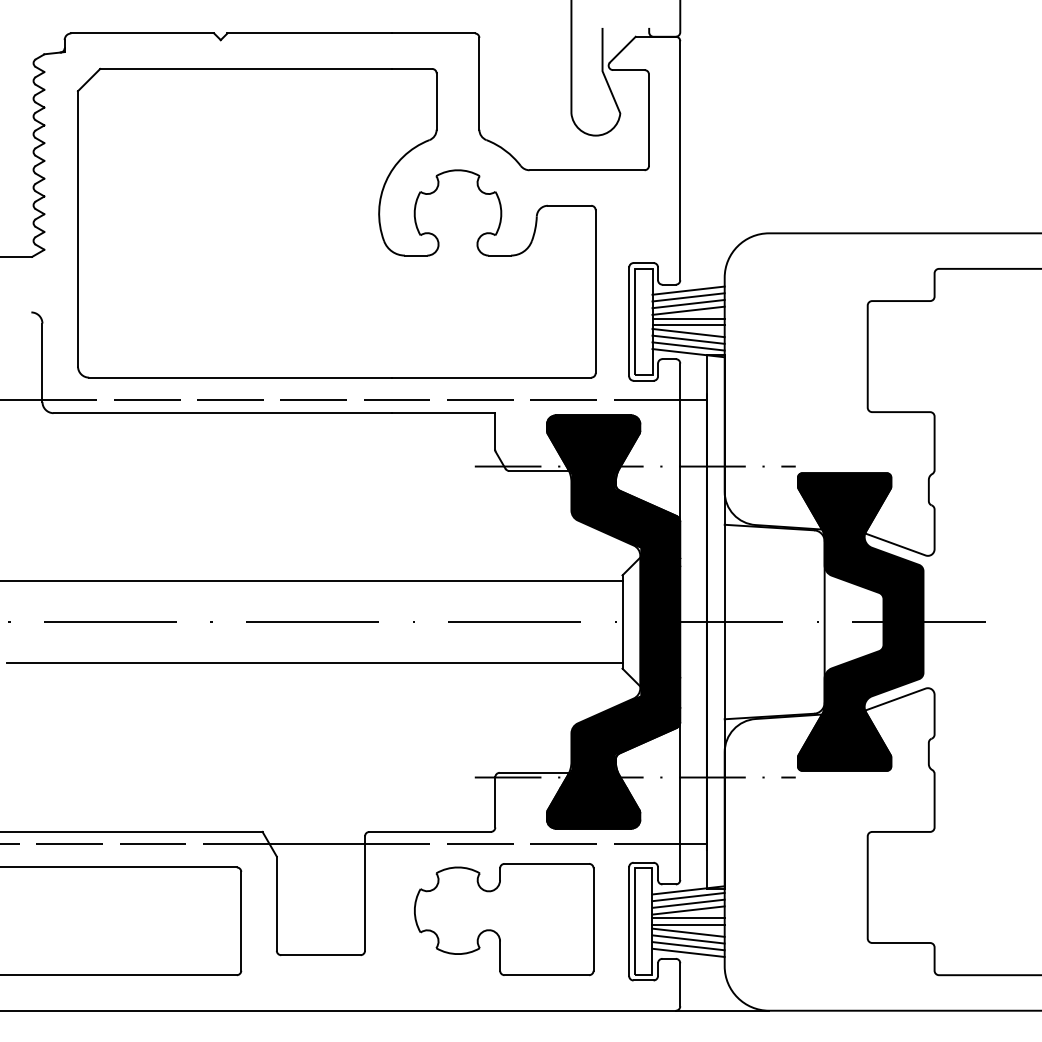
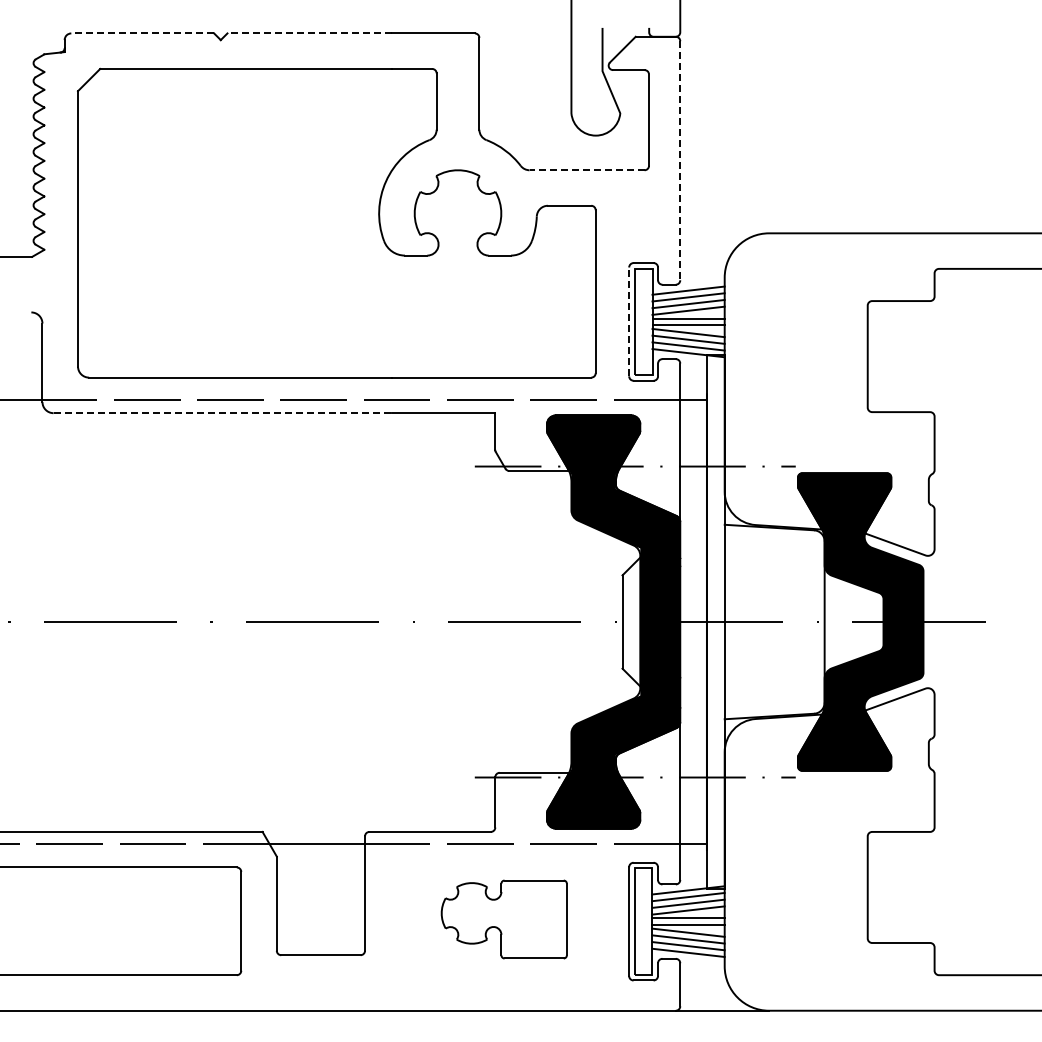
line: solid -> dashed (142, 33)
line: solid -> dashed (309, 33)
line: solid -> dashed (680, 160)
line: solid -> dashed (587, 170)
line: solid -> dashed (629, 321)
line: solid -> dashed (222, 413)
line: present -> none (312, 580)
line: present -> none (314, 663)
part size: 181x113 px -> 128x81 px (503, 919)
